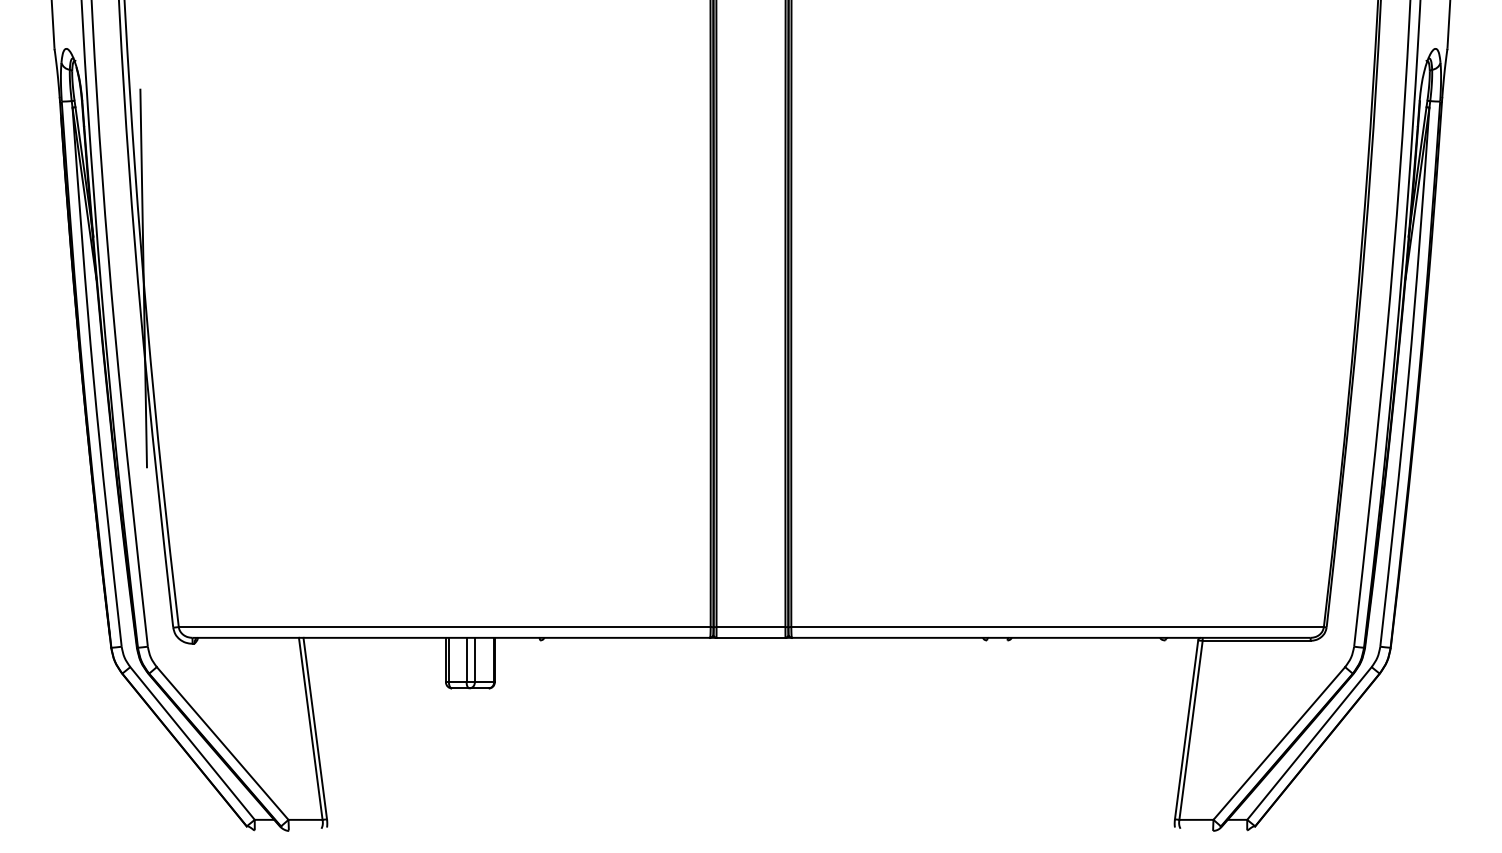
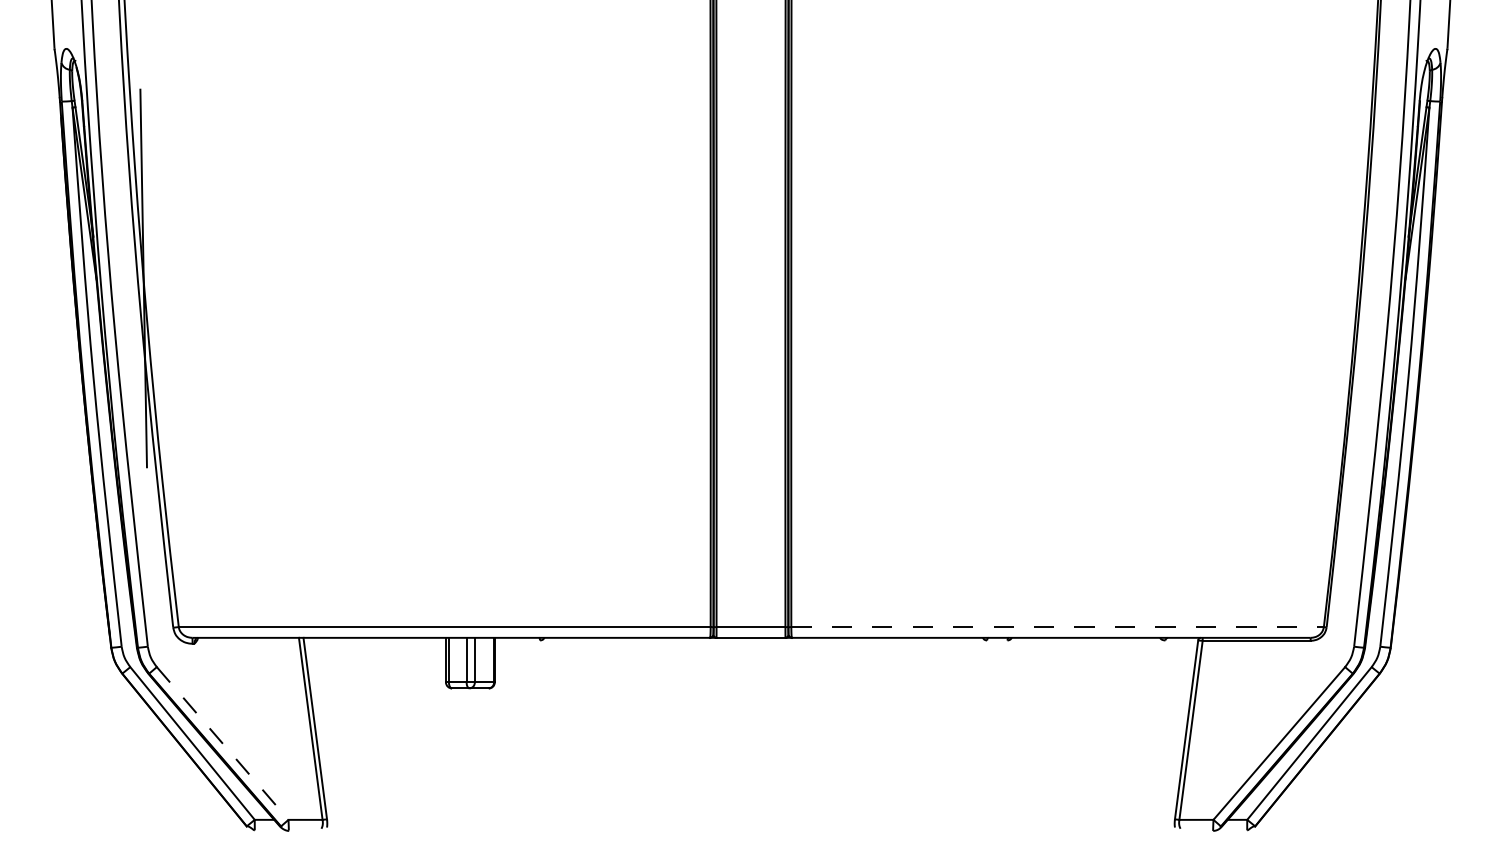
line: solid -> dashed (1058, 627)
line: solid -> dashed (222, 743)
